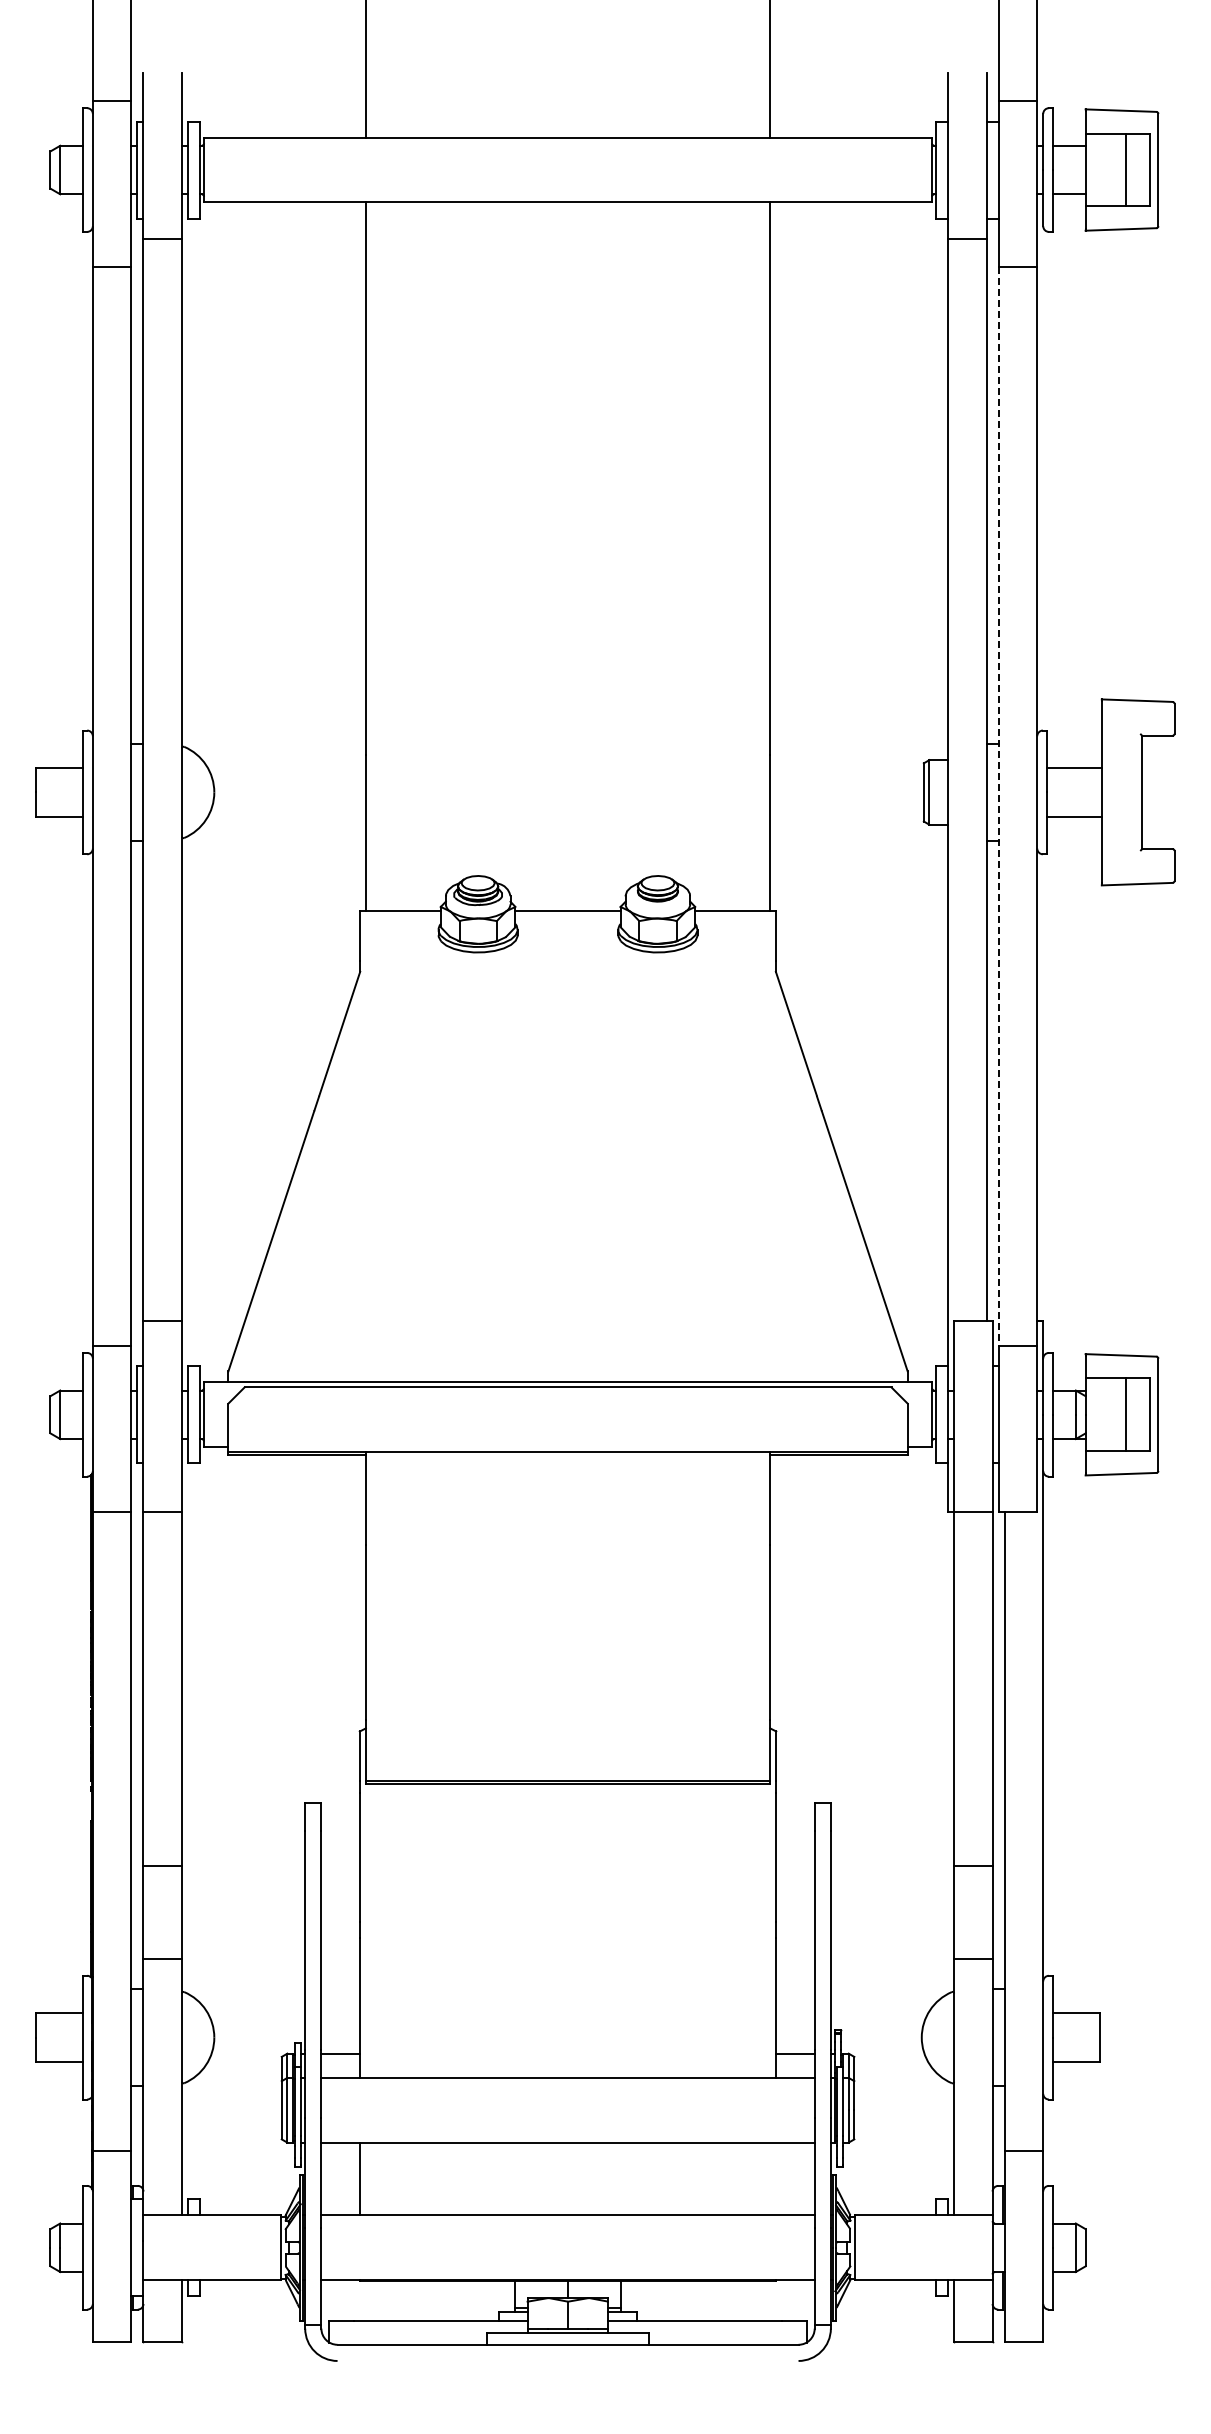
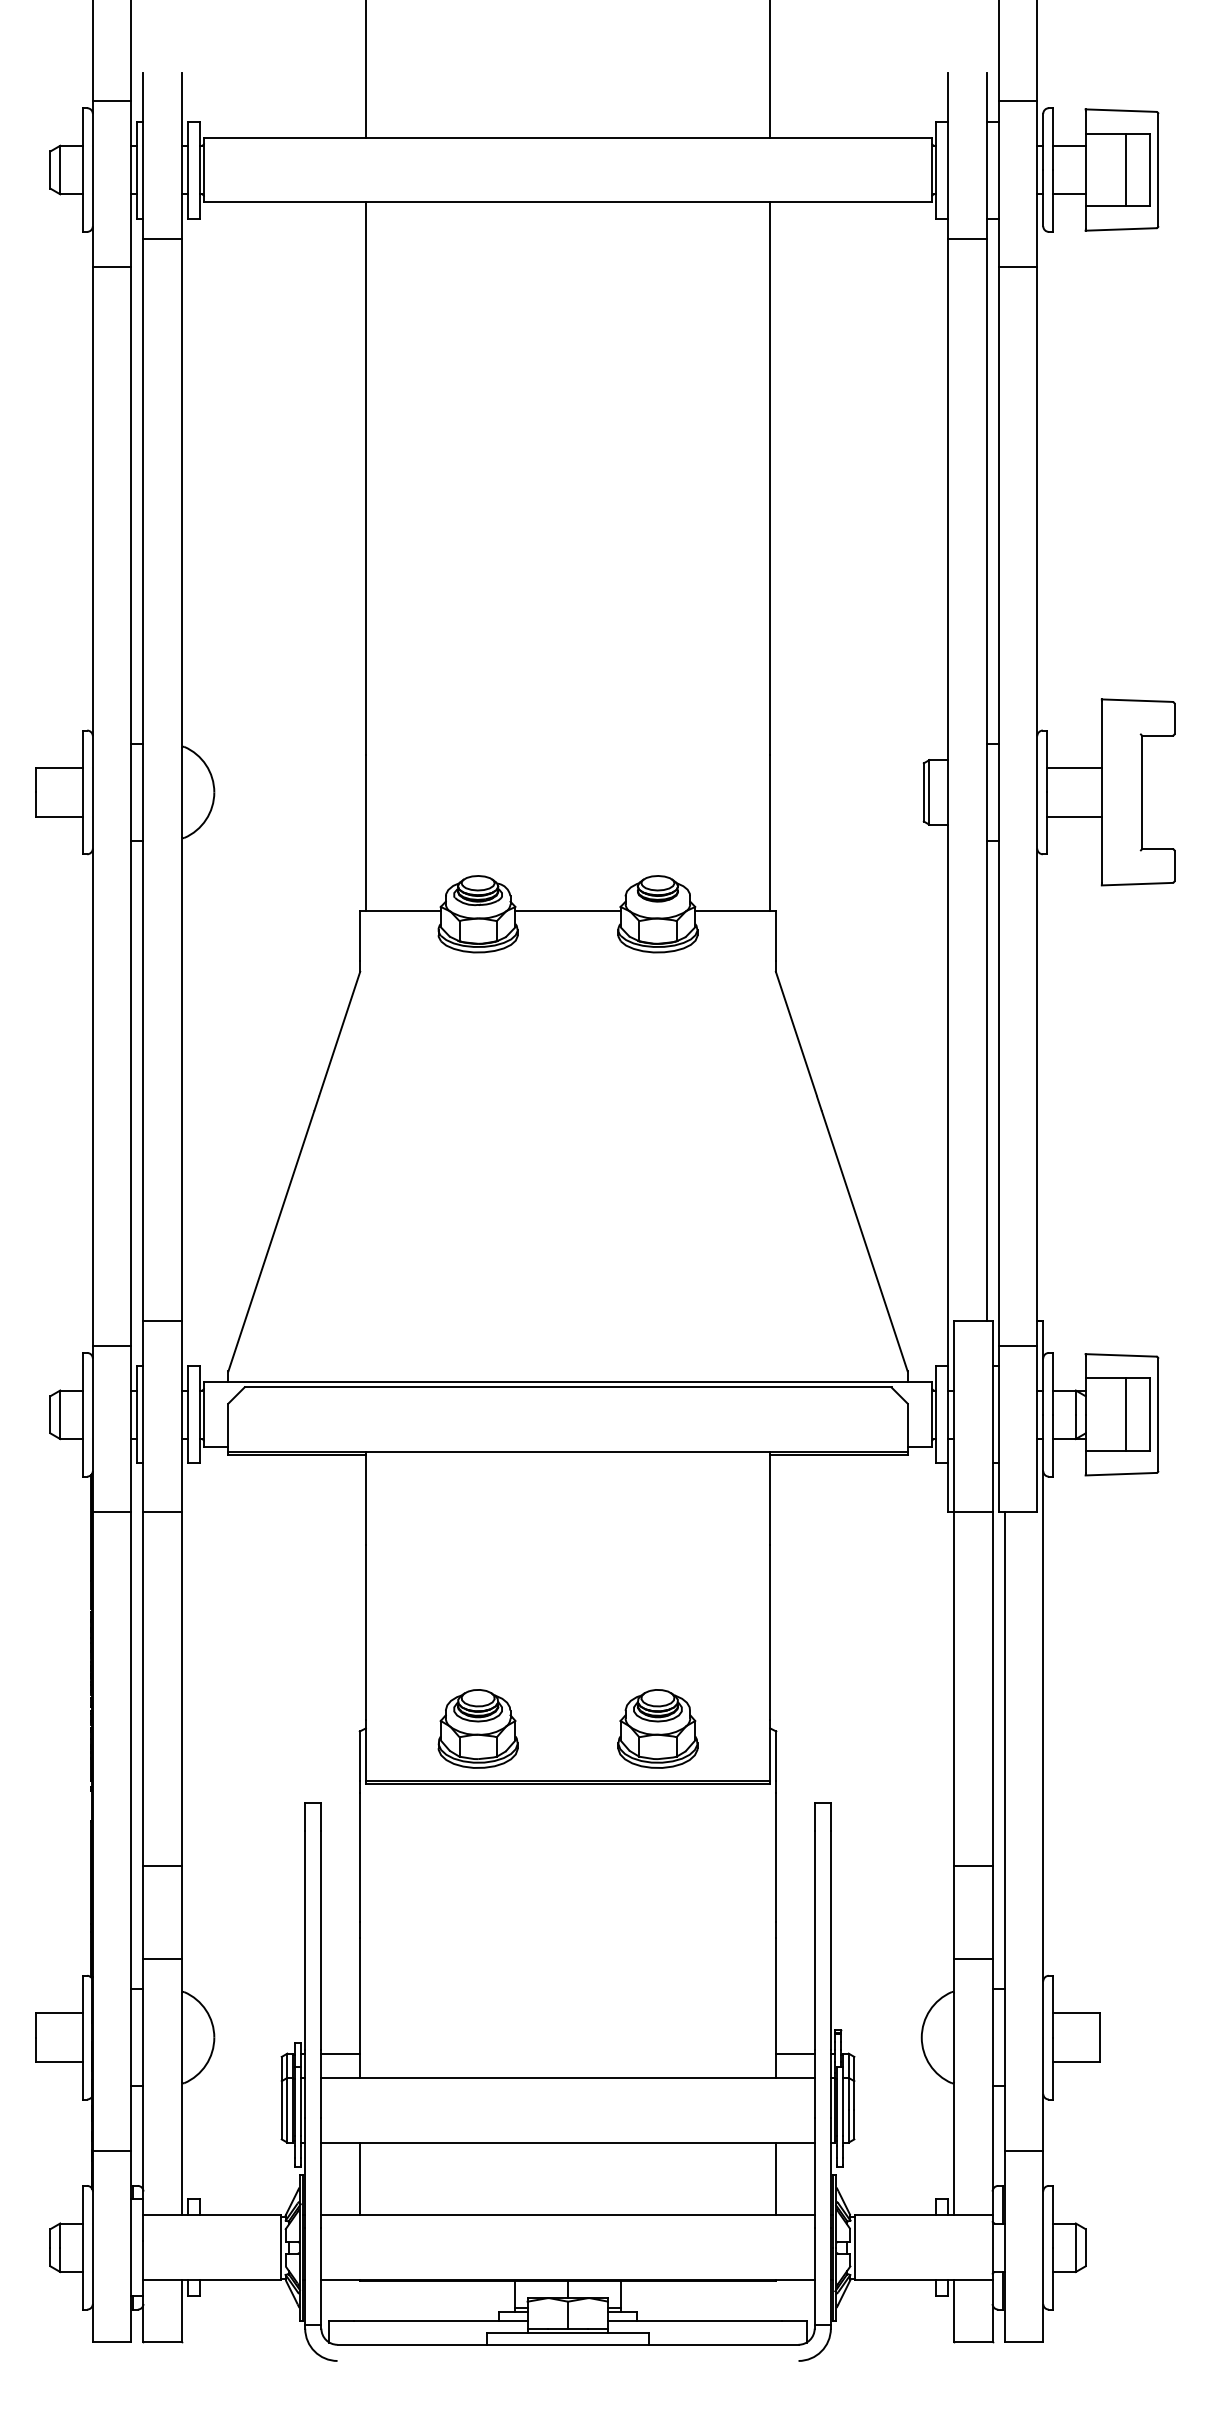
line: dashed -> solid (998, 807)
part: none -> present (477, 1728)
part: none -> present (657, 1728)
line: none -> present (776, 2178)
